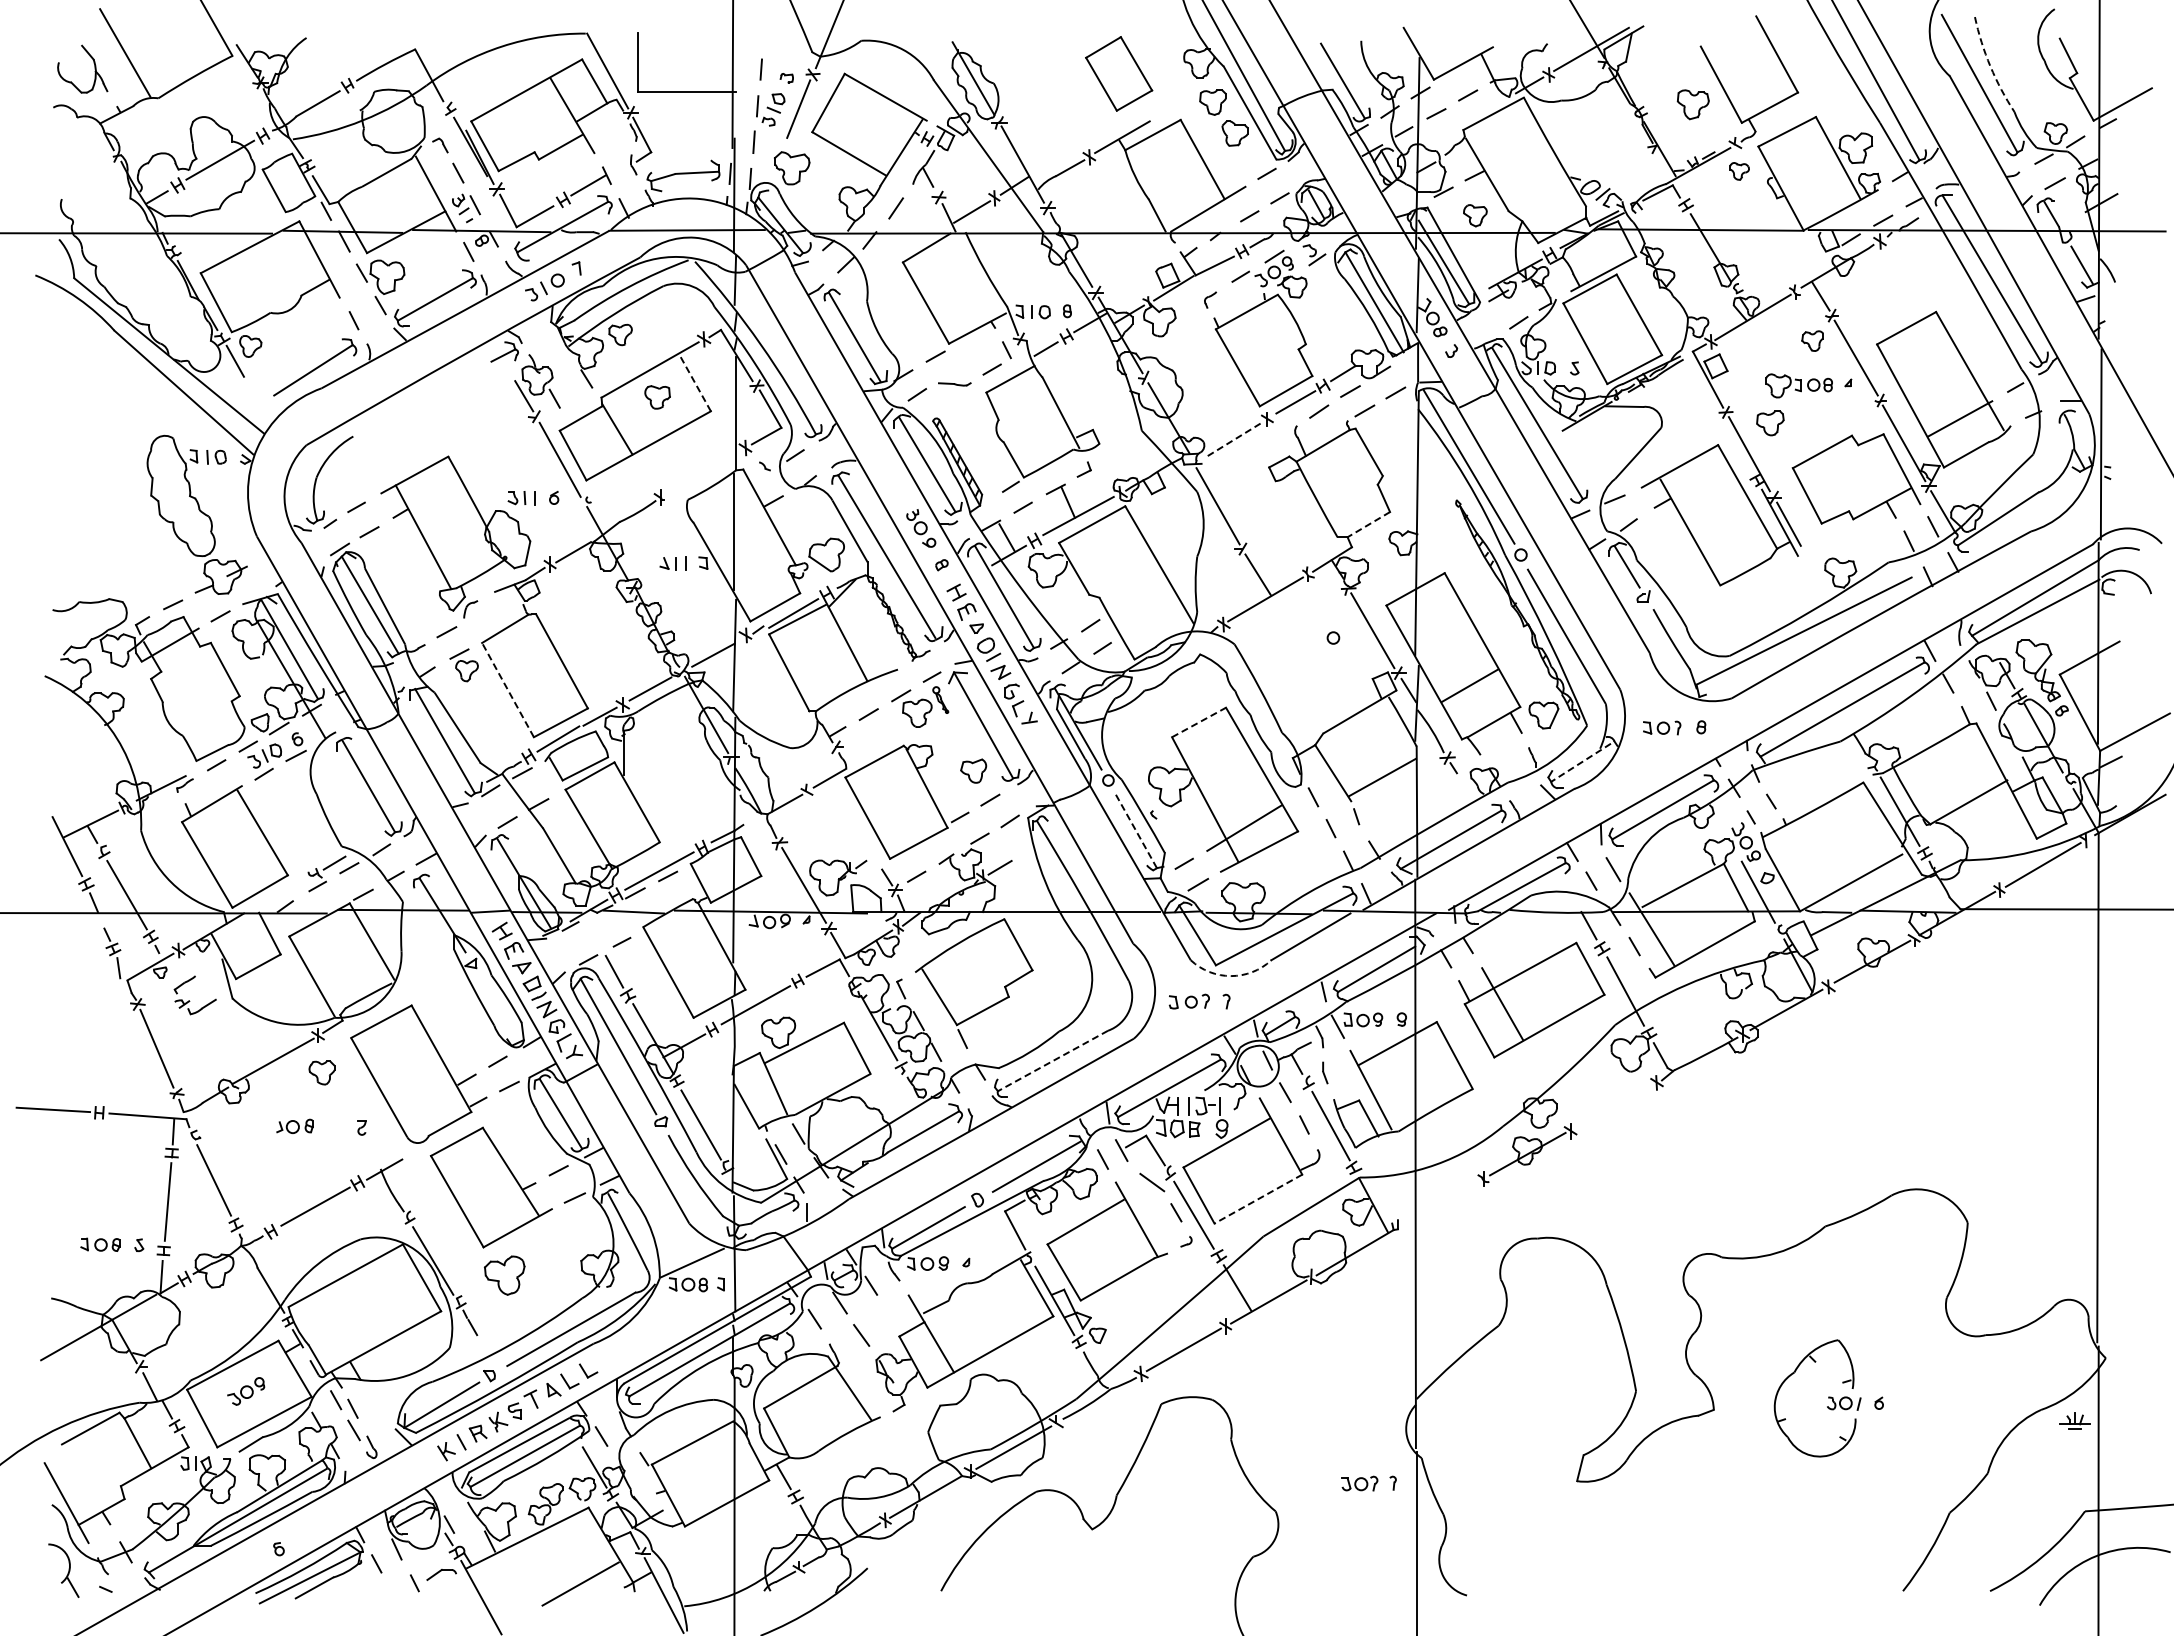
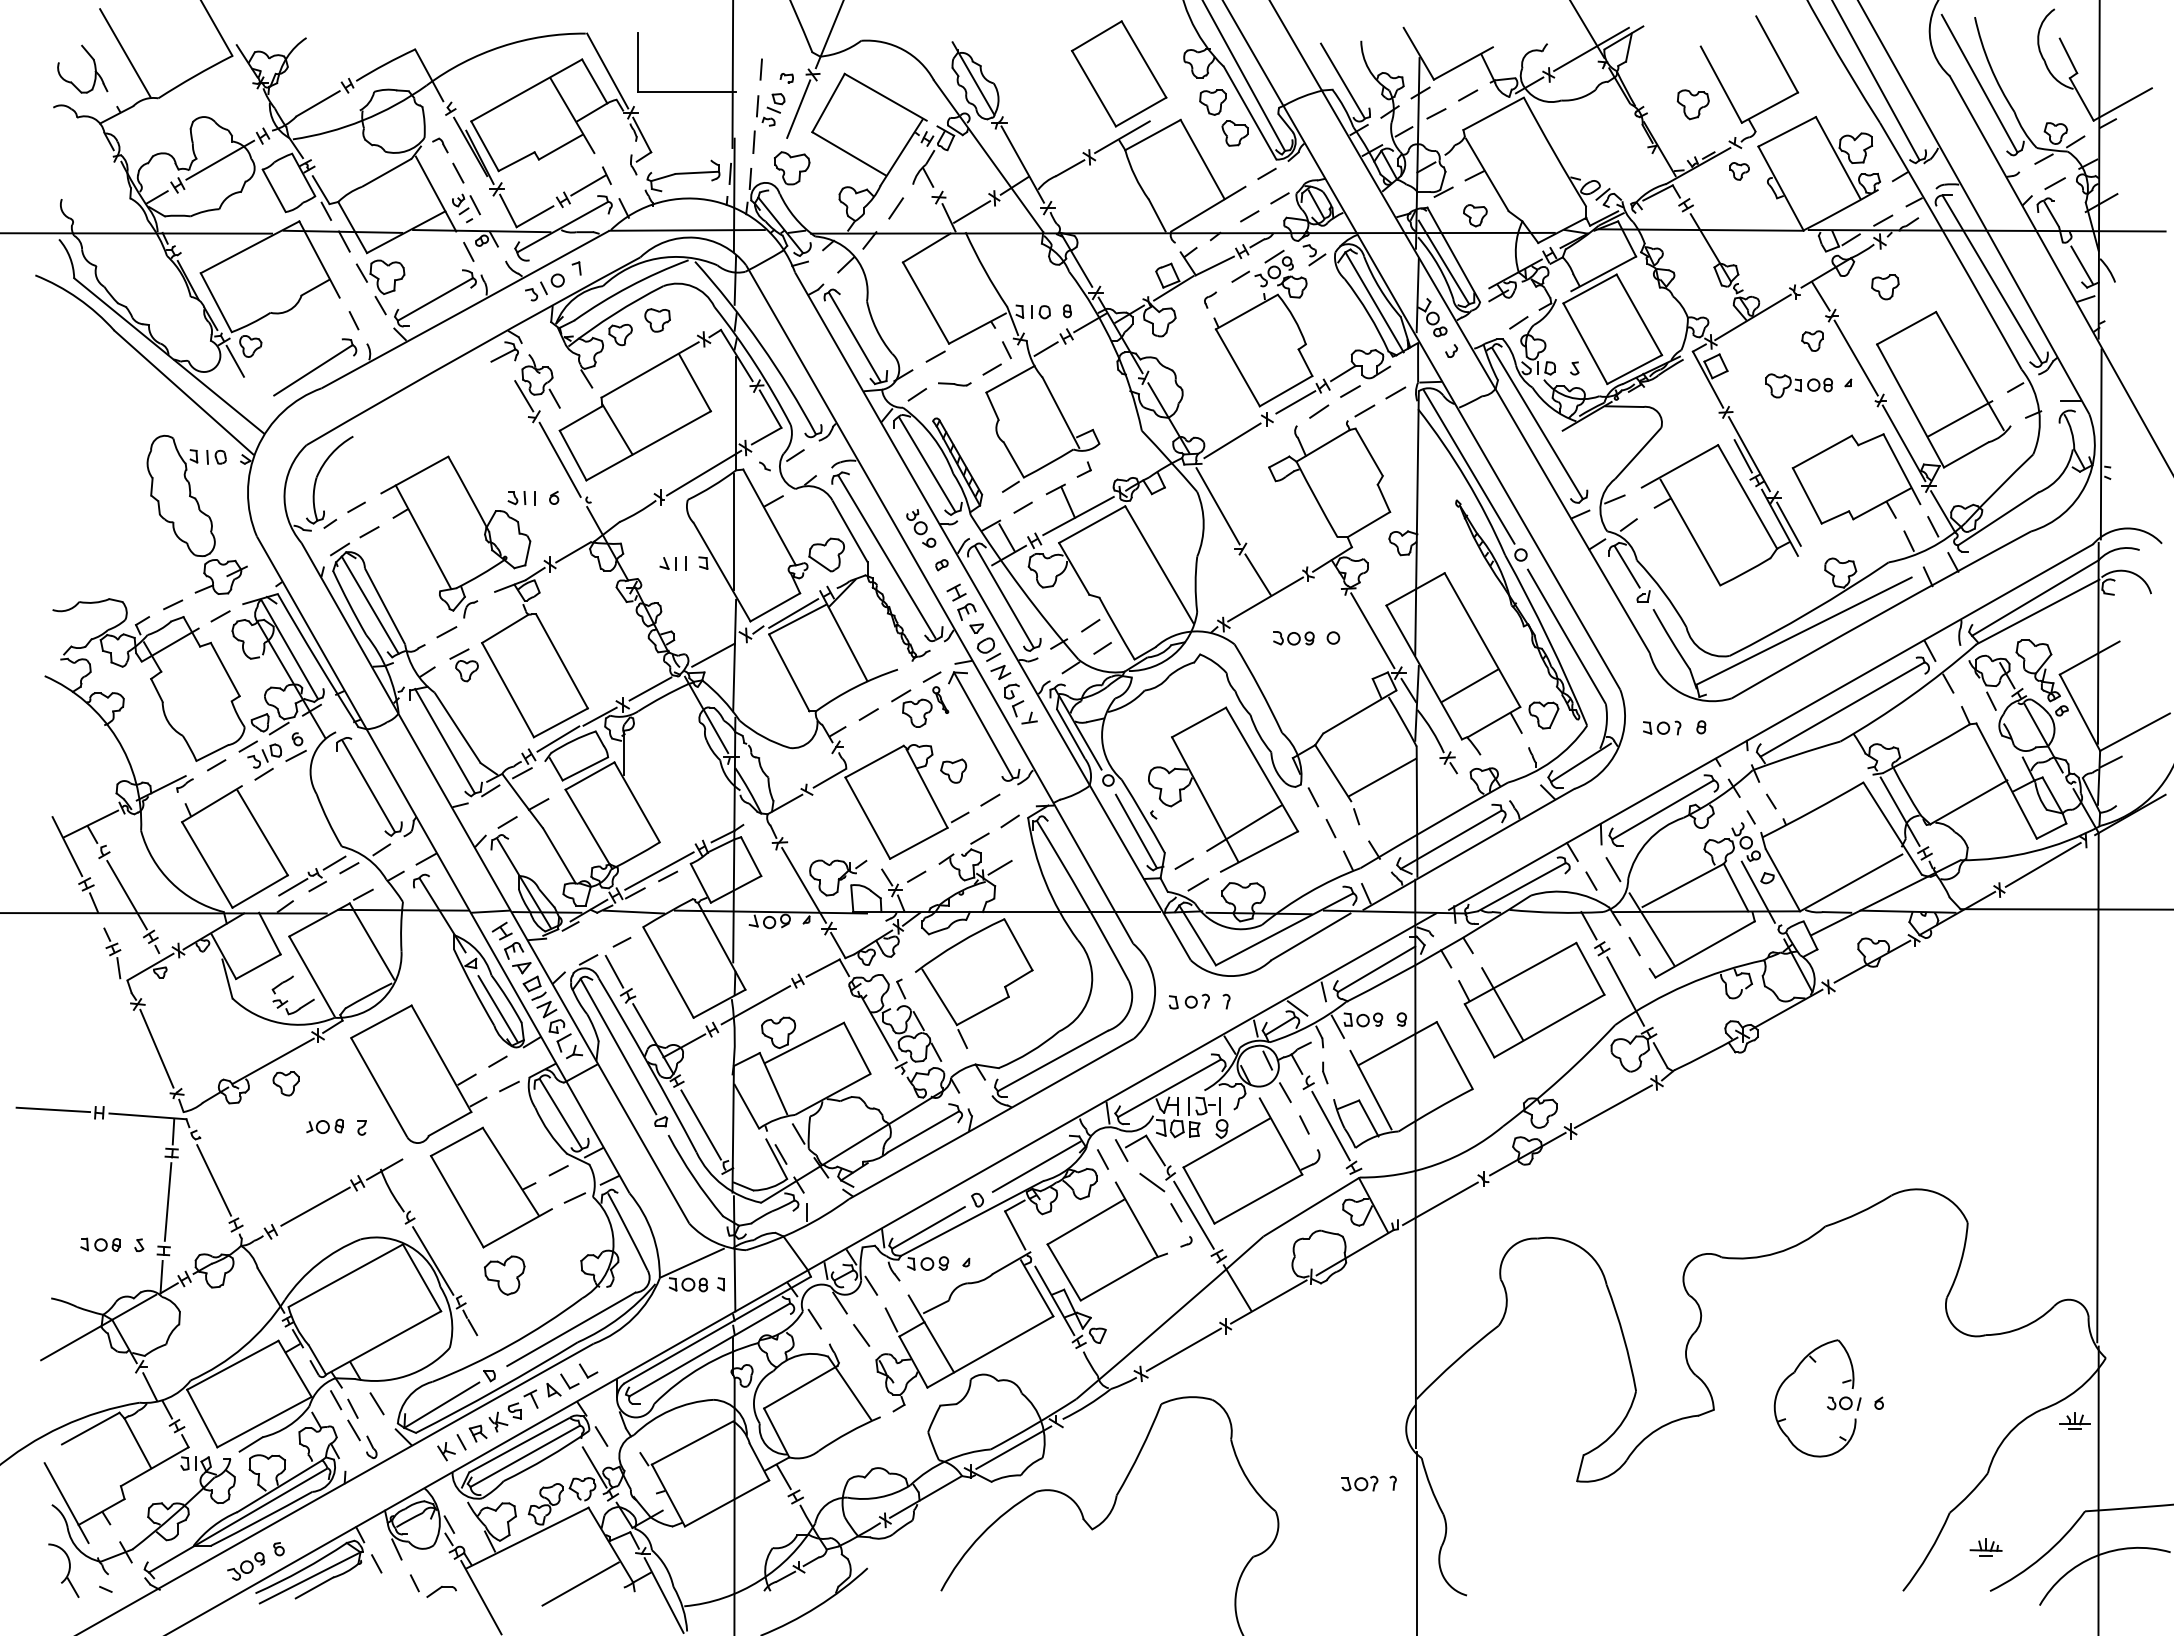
arc: dashed -> solid (1990, 66)
part size: 69x76 px -> 98x108 px (1118, 73)
line: dashed -> solid (695, 382)
part position: (657, 397) -> (657, 320) (657, 320)
part position: (1770, 423) -> (1885, 287) (1885, 287)
line: dashed -> solid (1232, 440)
line: none -> present (1742, 456)
line: none -> present (704, 472)
line: dashed -> solid (1368, 524)
part: none -> present (1293, 638)
line: dashed -> solid (508, 690)
line: dashed -> solid (1199, 722)
line: dashed -> solid (1580, 763)
part position: (973, 770) -> (953, 770) (953, 770)
line: dashed -> solid (1136, 831)
line: none -> present (293, 886)
arc: dashed -> solid (1231, 976)
part position: (189, 1000) -> (287, 1000) (287, 1000)
line: none -> present (497, 1008)
line: none -> present (1297, 1008)
line: dashed -> solid (1053, 1060)
part position: (321, 1072) -> (285, 1083) (285, 1083)
line: none -> present (1612, 1106)
part position: (294, 1125) -> (324, 1125) (324, 1125)
line: dashed -> solid (1257, 1199)
line: none -> present (1440, 1203)
line: none -> present (891, 1319)
part position: (246, 1391) -> (246, 1566) (246, 1566)
line: none -> present (376, 1403)
part: none -> present (1985, 1547)
part position: (441, 1574) -> (441, 1591) (441, 1591)
